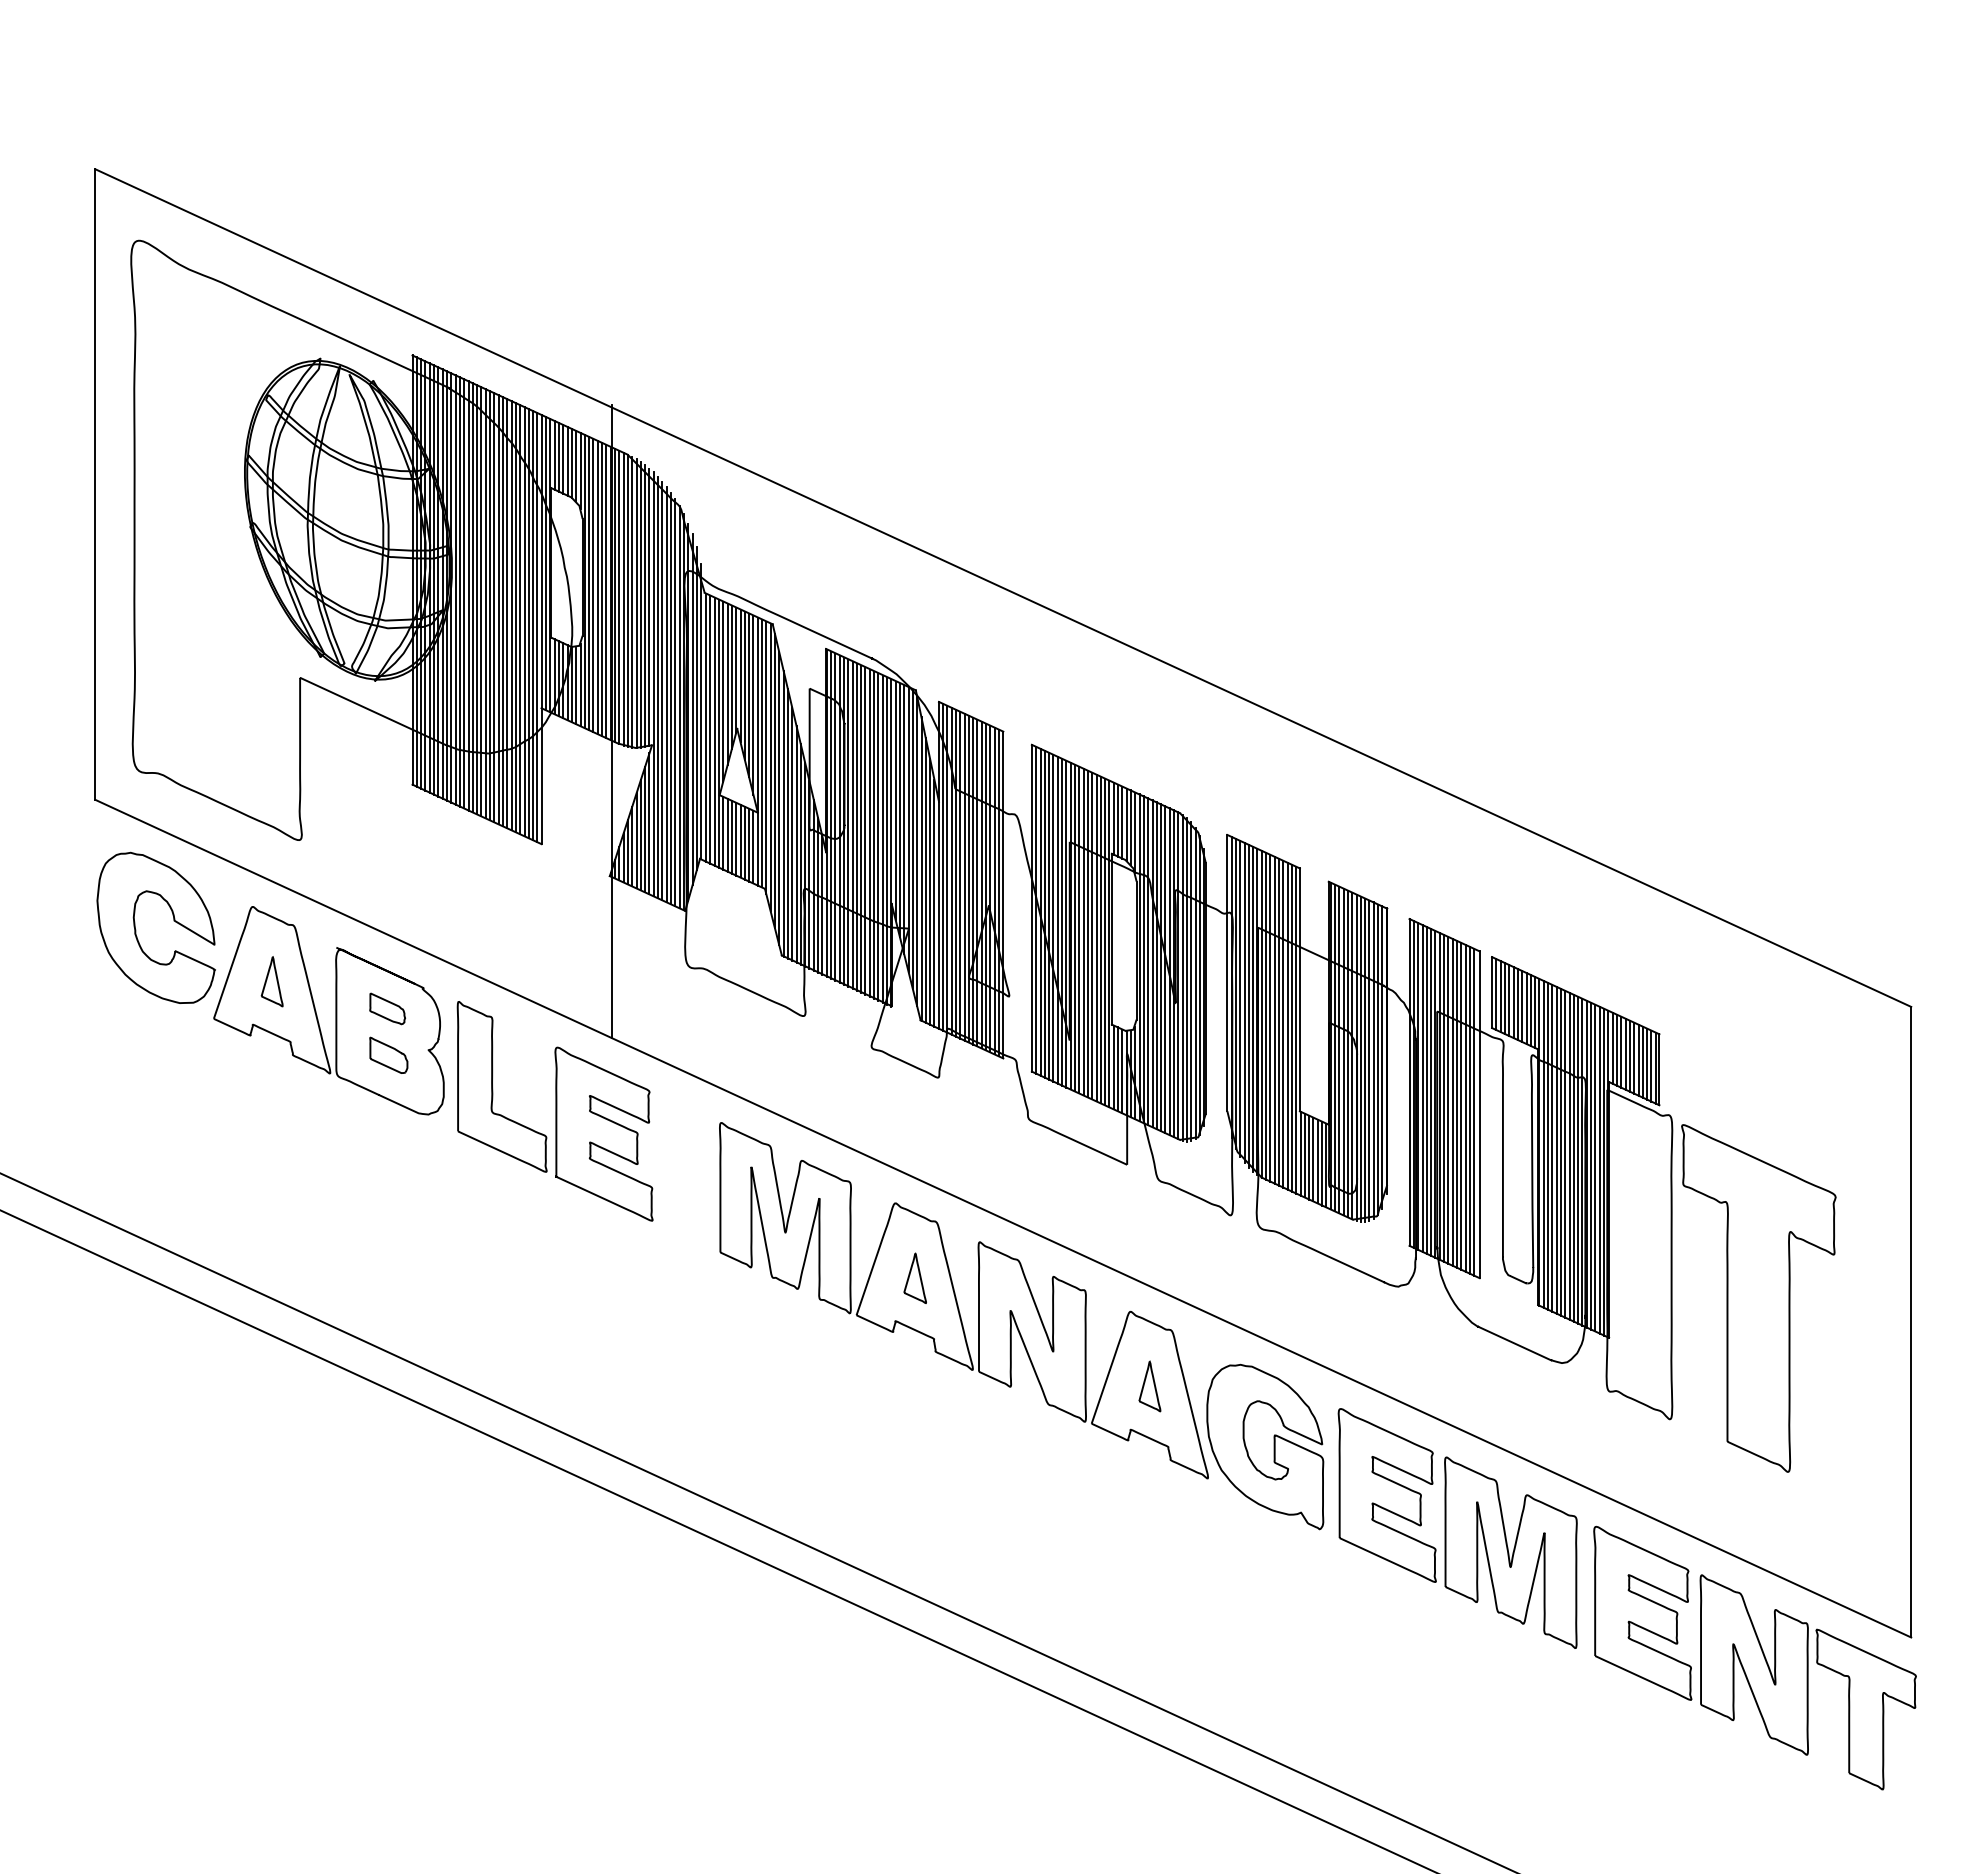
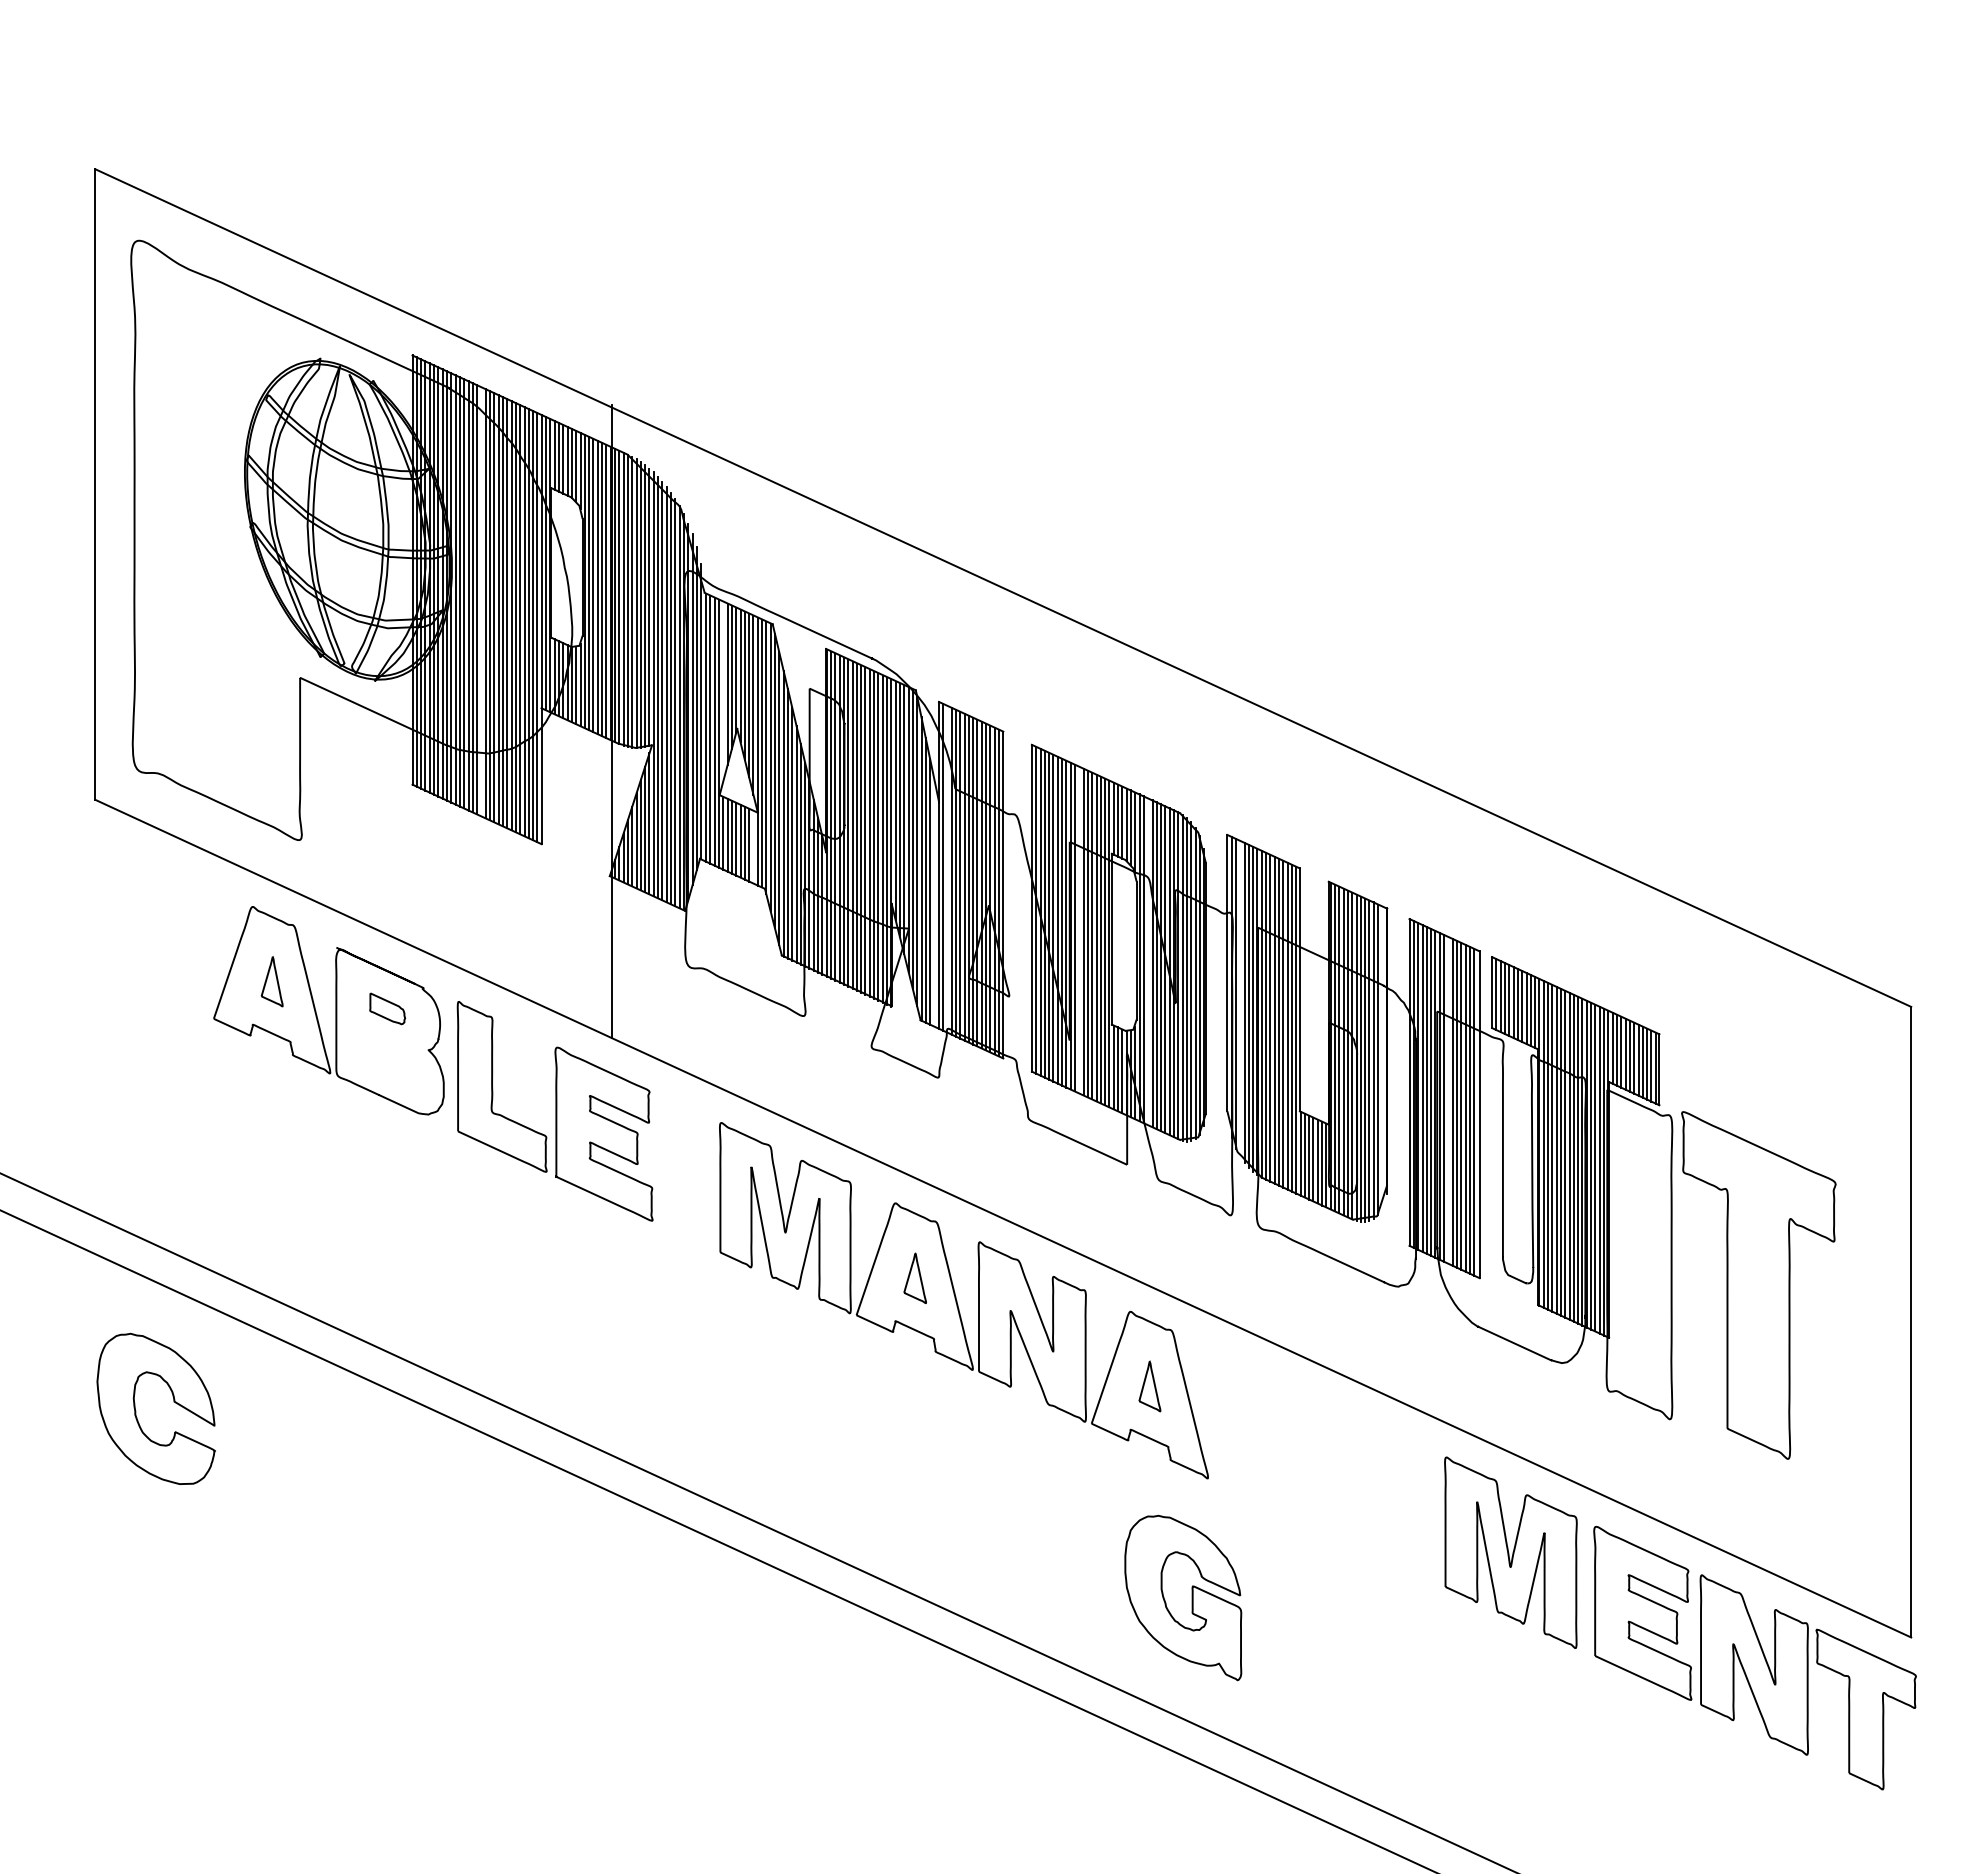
line: present -> none (481, 601)
line: present -> none (723, 691)
line: present -> none (753, 846)
line: present -> none (947, 868)
line: present -> none (934, 902)
part position: (173, 921) -> (173, 1402) (173, 1402)
line: present -> none (1079, 929)
line: present -> none (1148, 961)
line: present -> none (1240, 998)
part: present -> none (388, 1054)
line: present -> none (1382, 1057)
line: present -> none (1448, 1099)
part position: (1758, 1298) -> (1758, 1285) (1758, 1285)
part position: (1273, 1446) -> (1191, 1597) (1191, 1597)
part: present -> none (1386, 1495)
